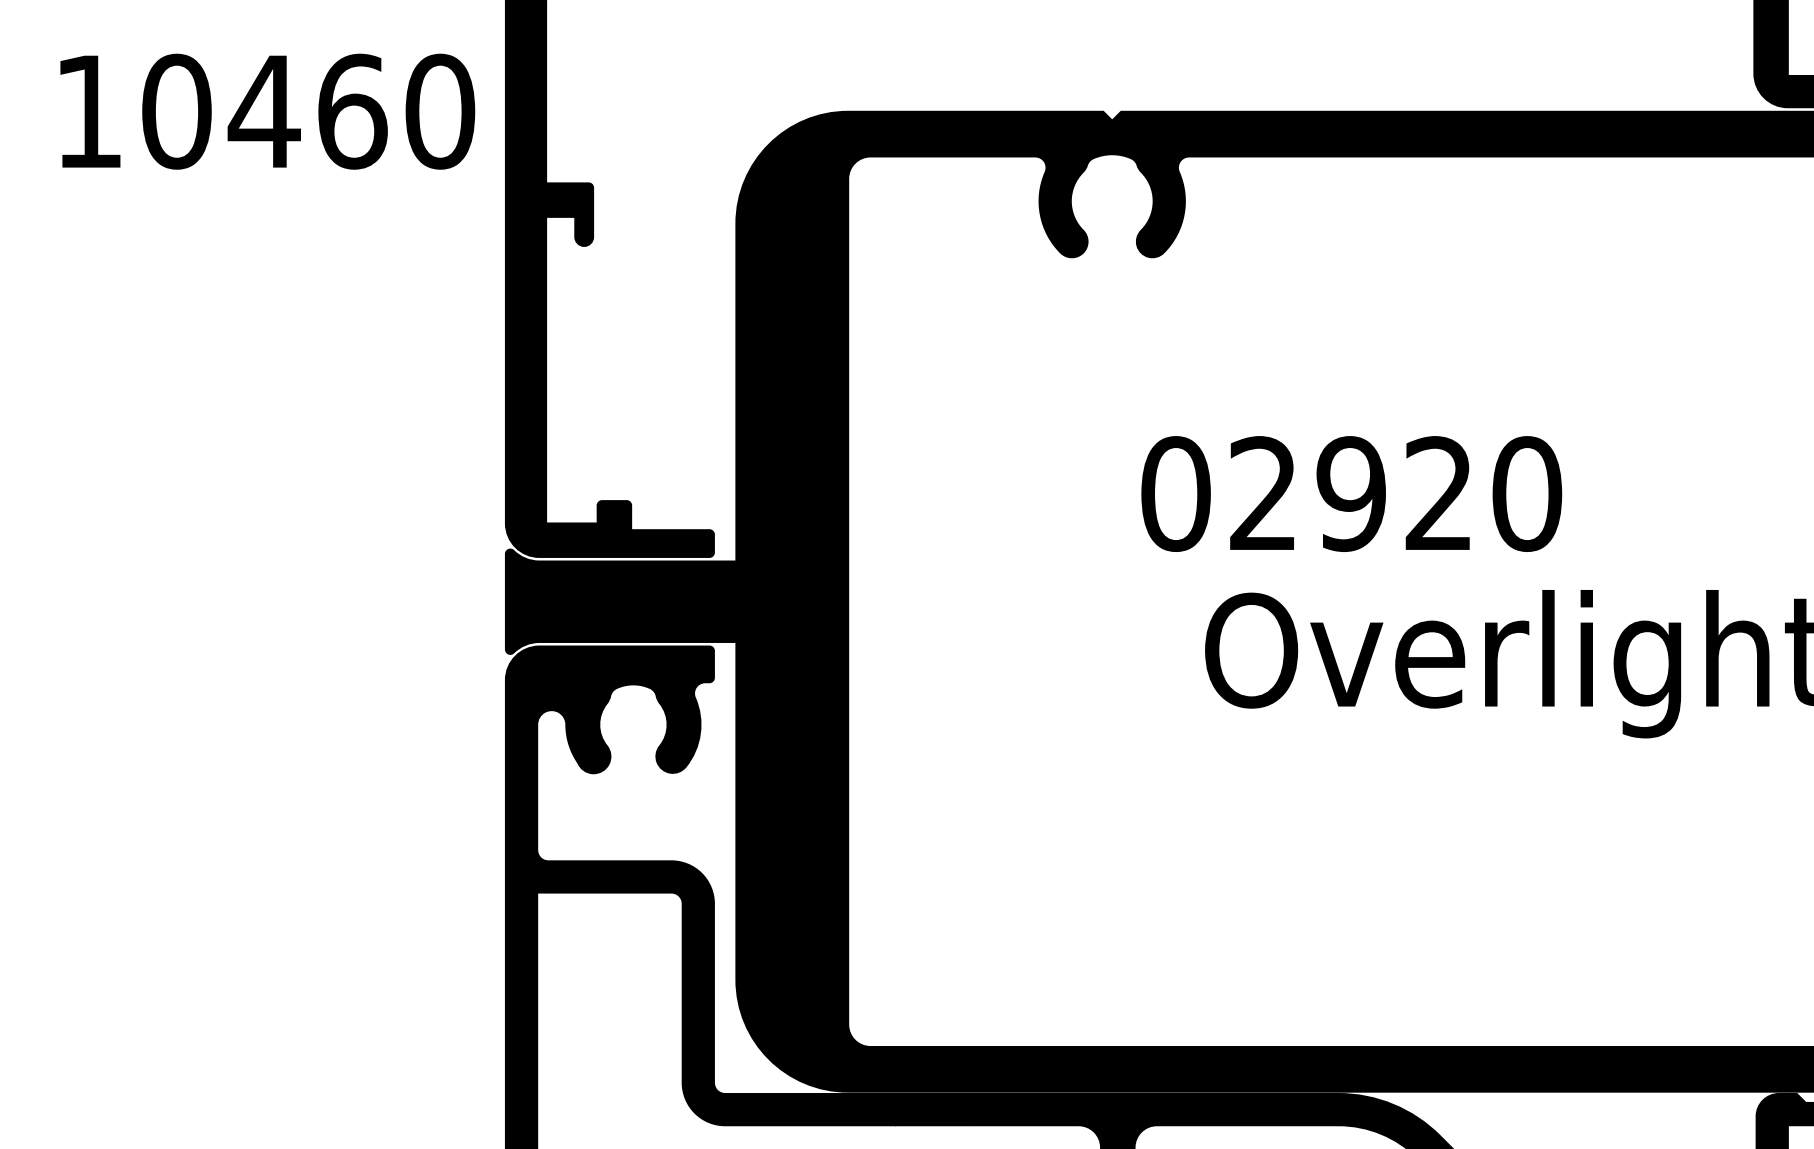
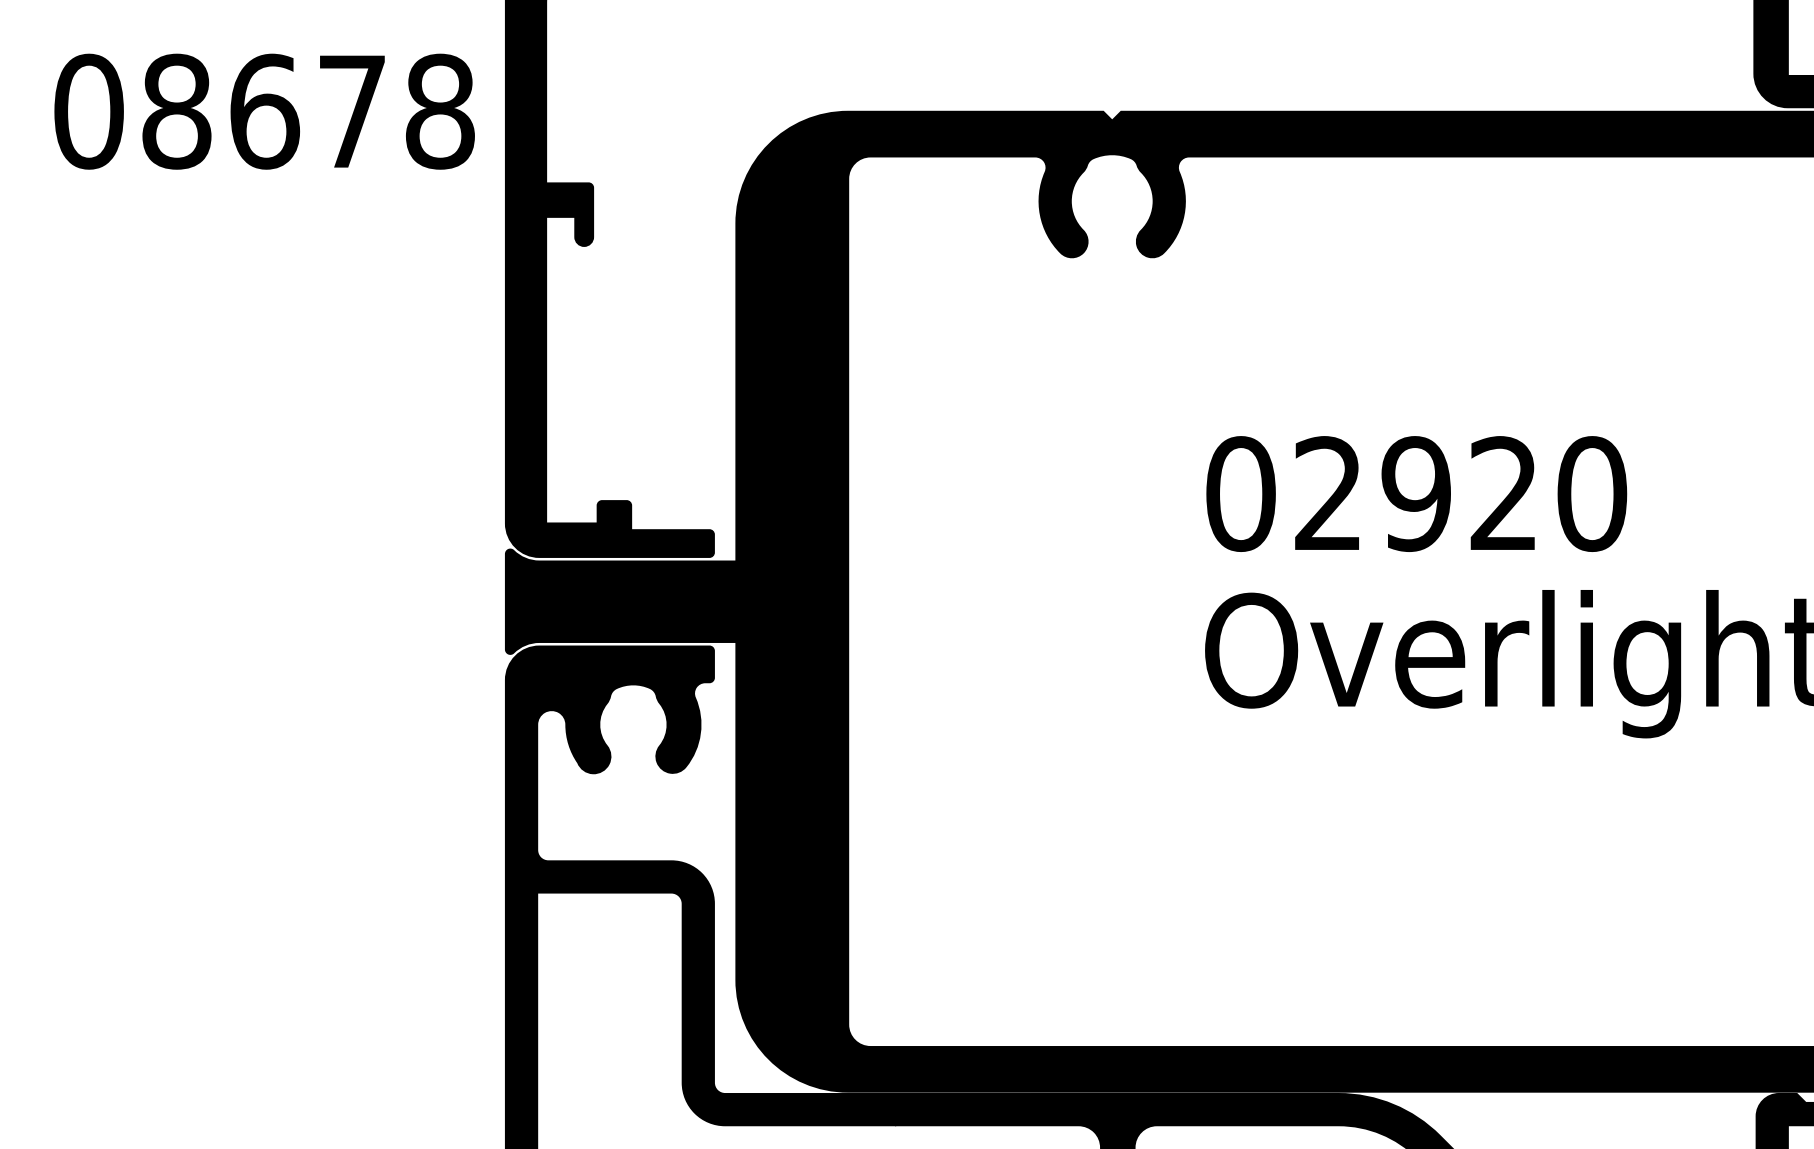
text: 10460 -> 08678 (264, 111)
text position: (1351, 493) -> (1416, 493) (1416, 493)
